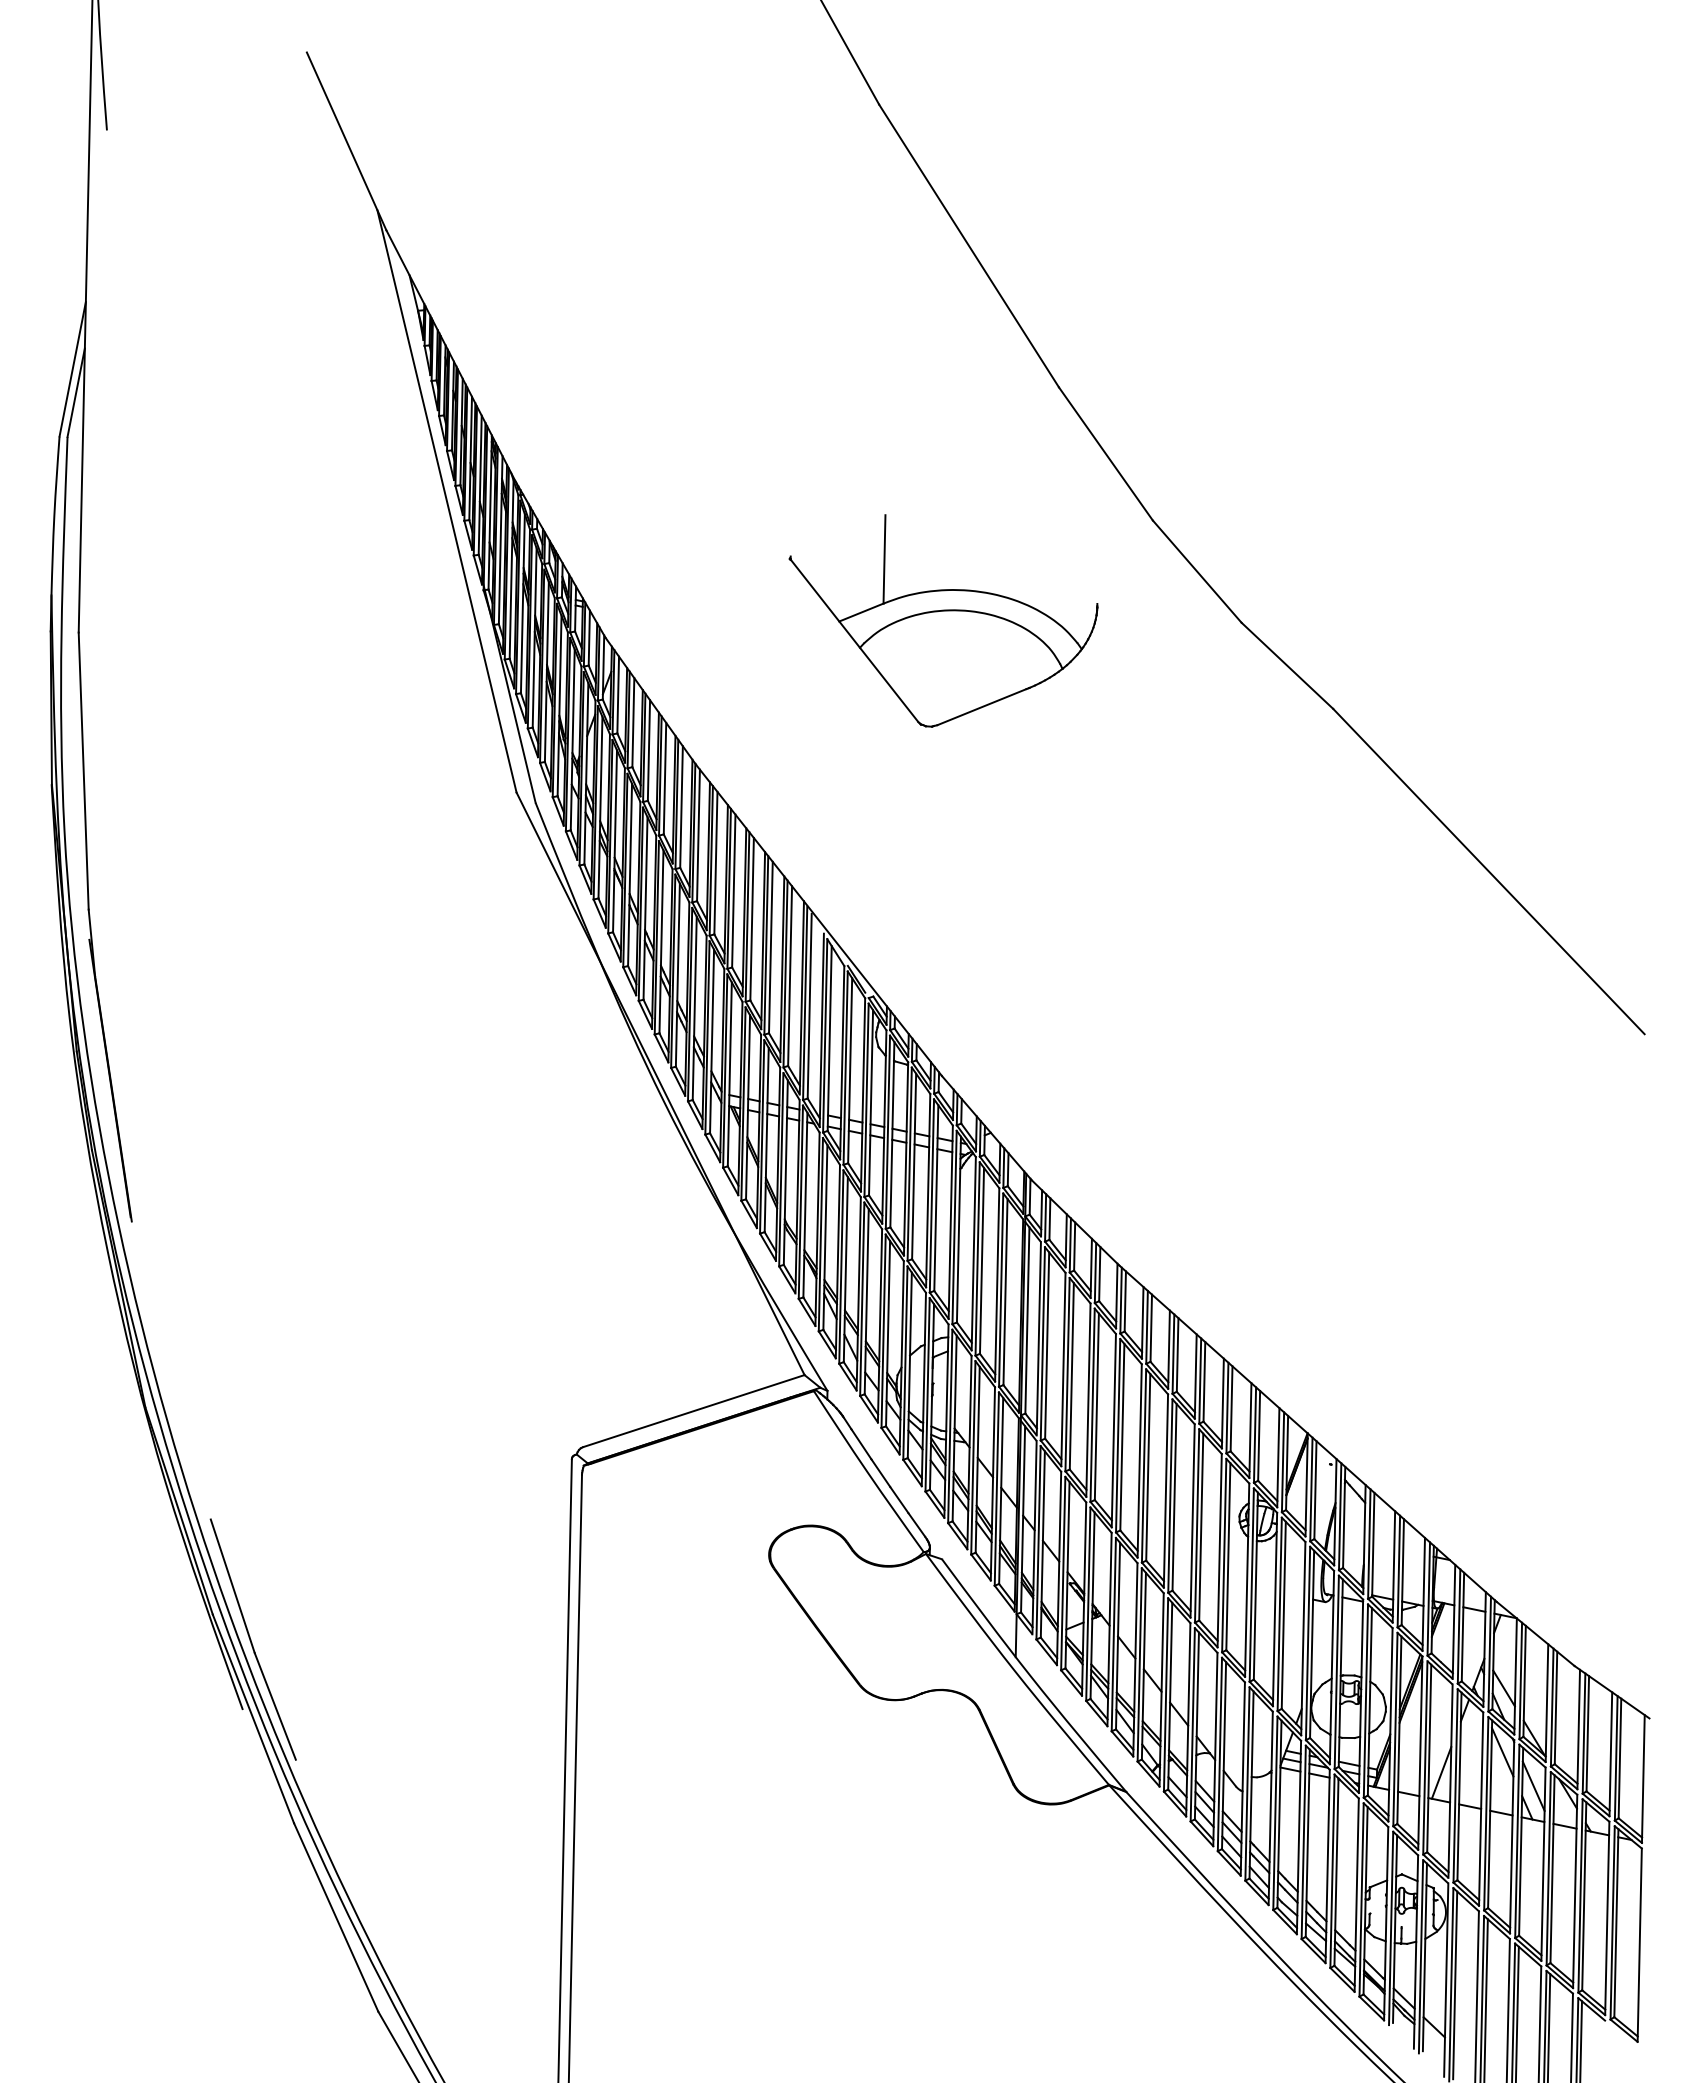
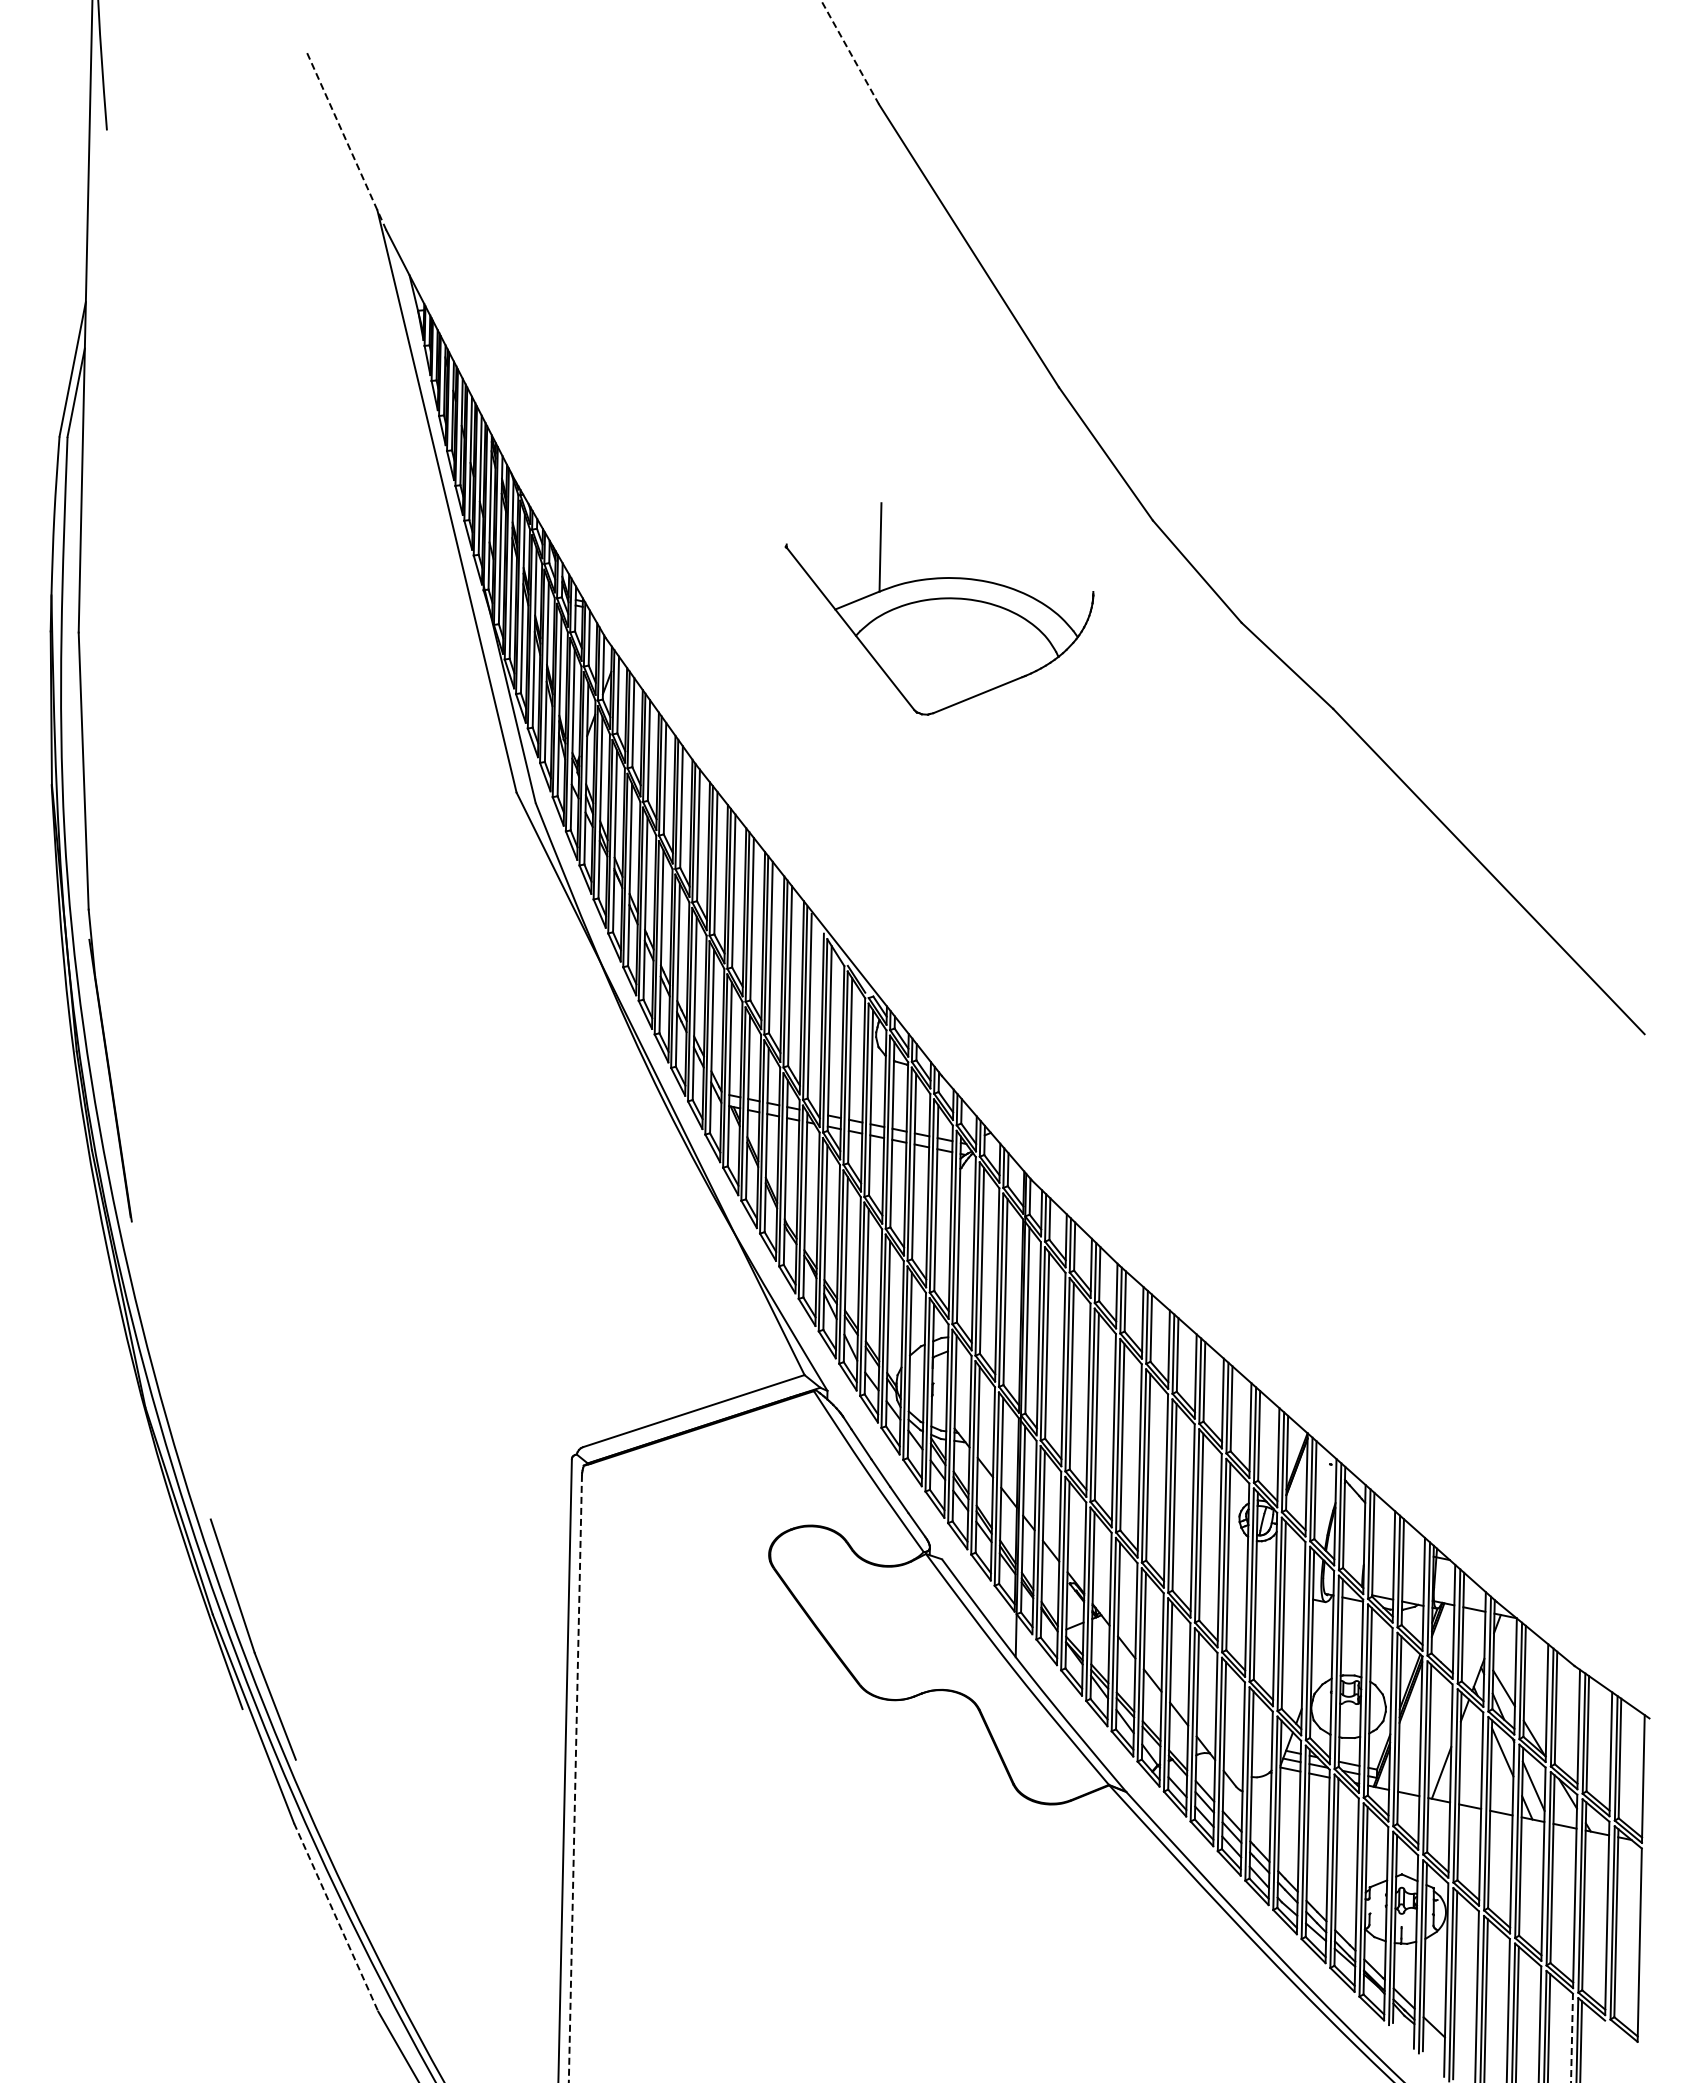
line: solid -> dashed (850, 52)
line: solid -> dashed (346, 140)
part position: (943, 620) -> (939, 608) (939, 608)
line: solid -> dashed (575, 1778)
line: solid -> dashed (336, 1917)
line: solid -> dashed (1572, 2037)
